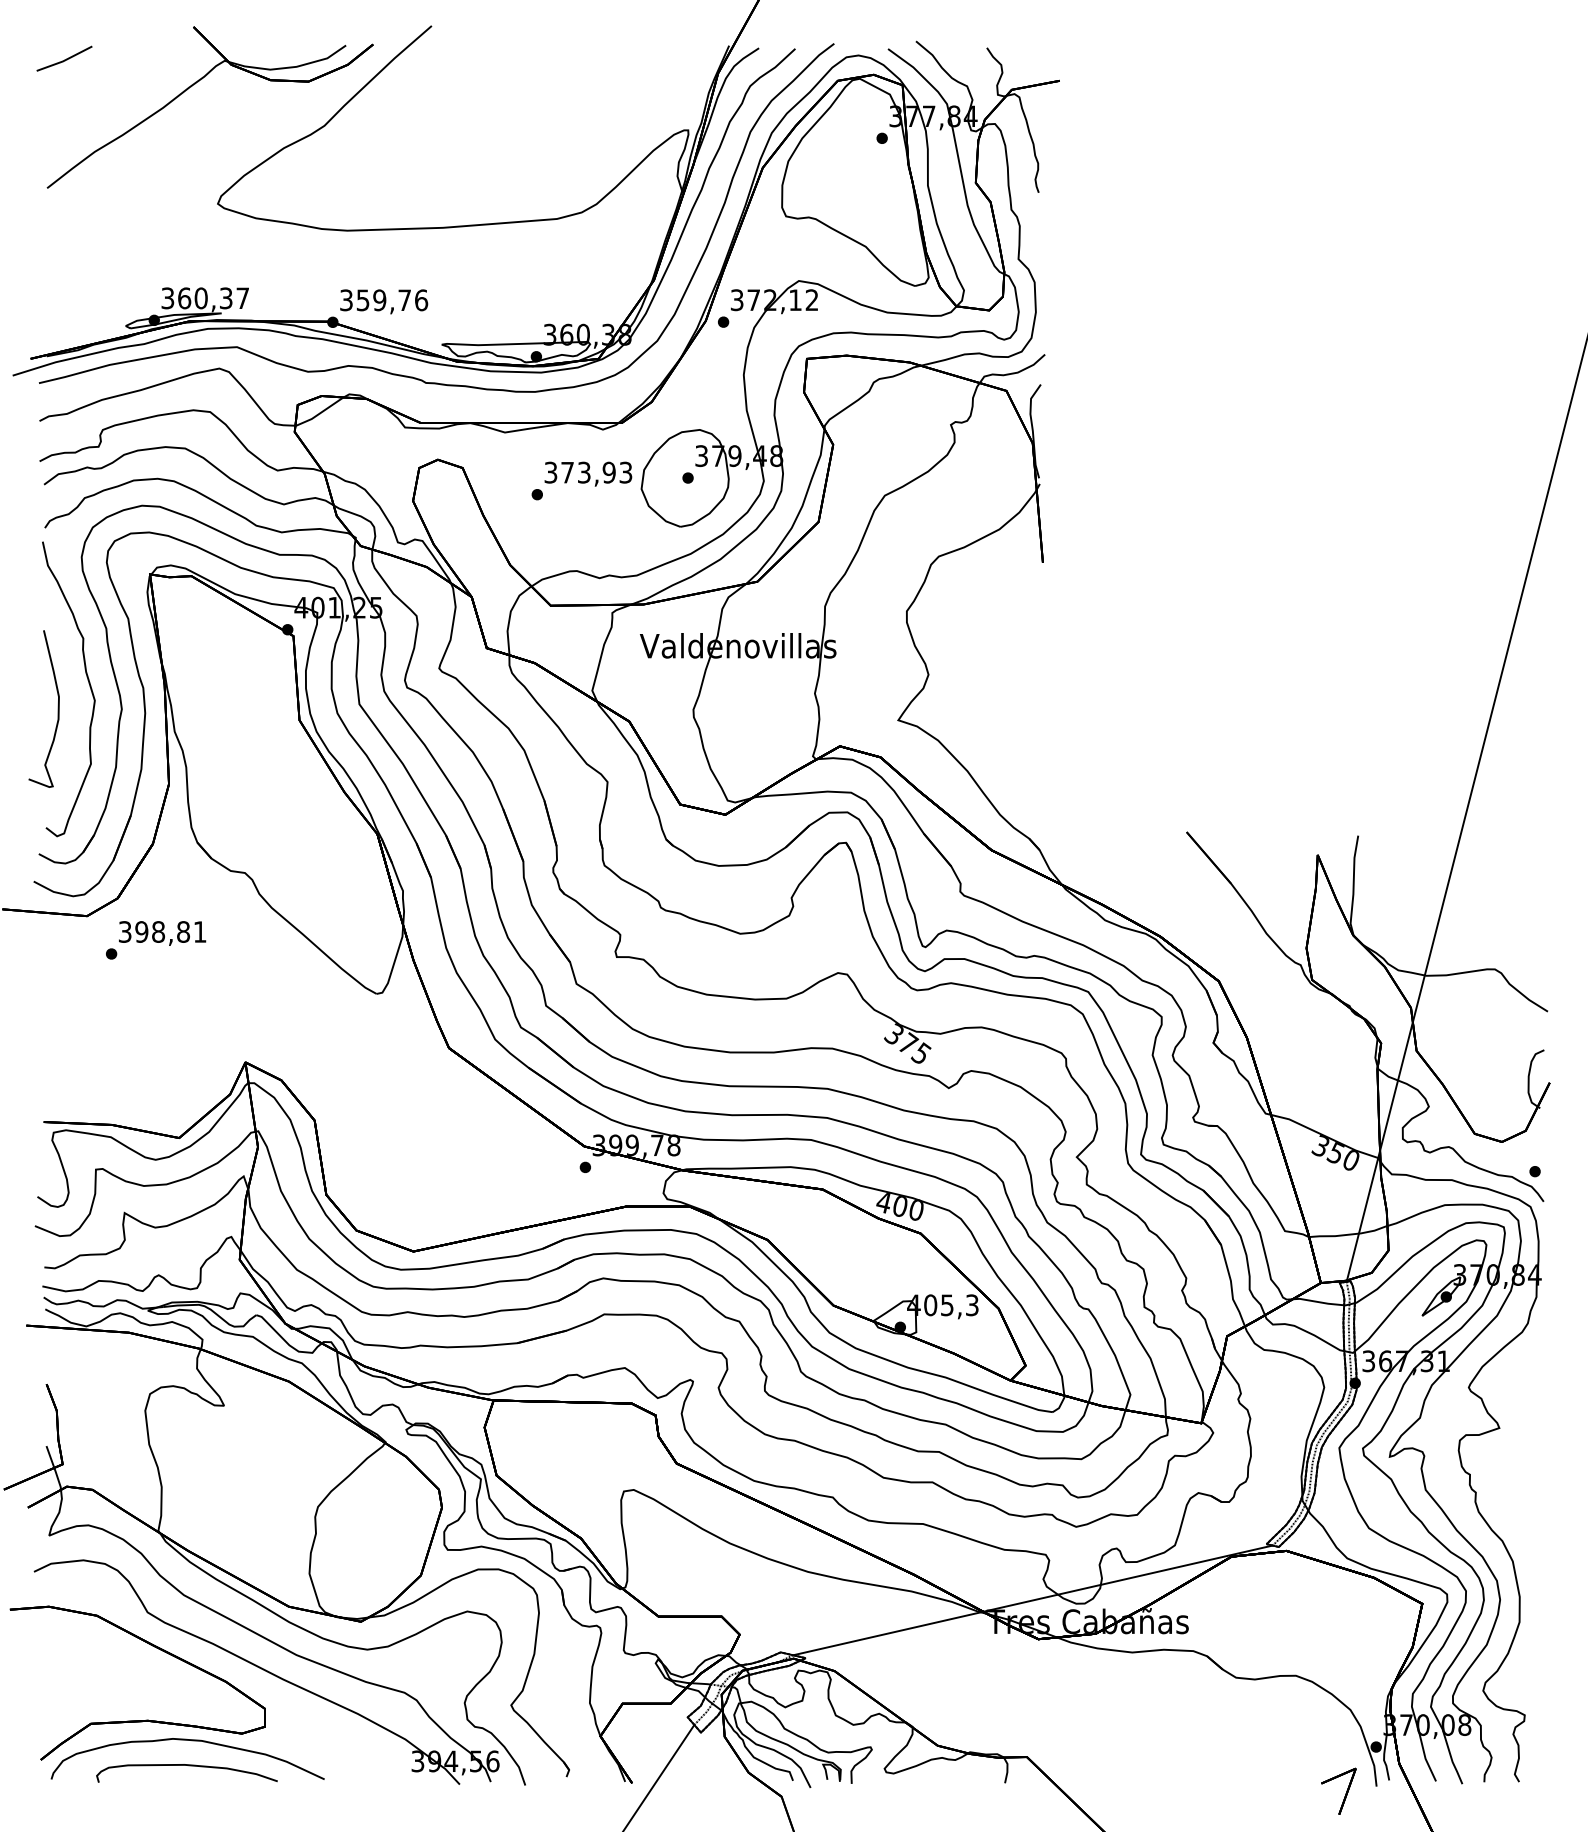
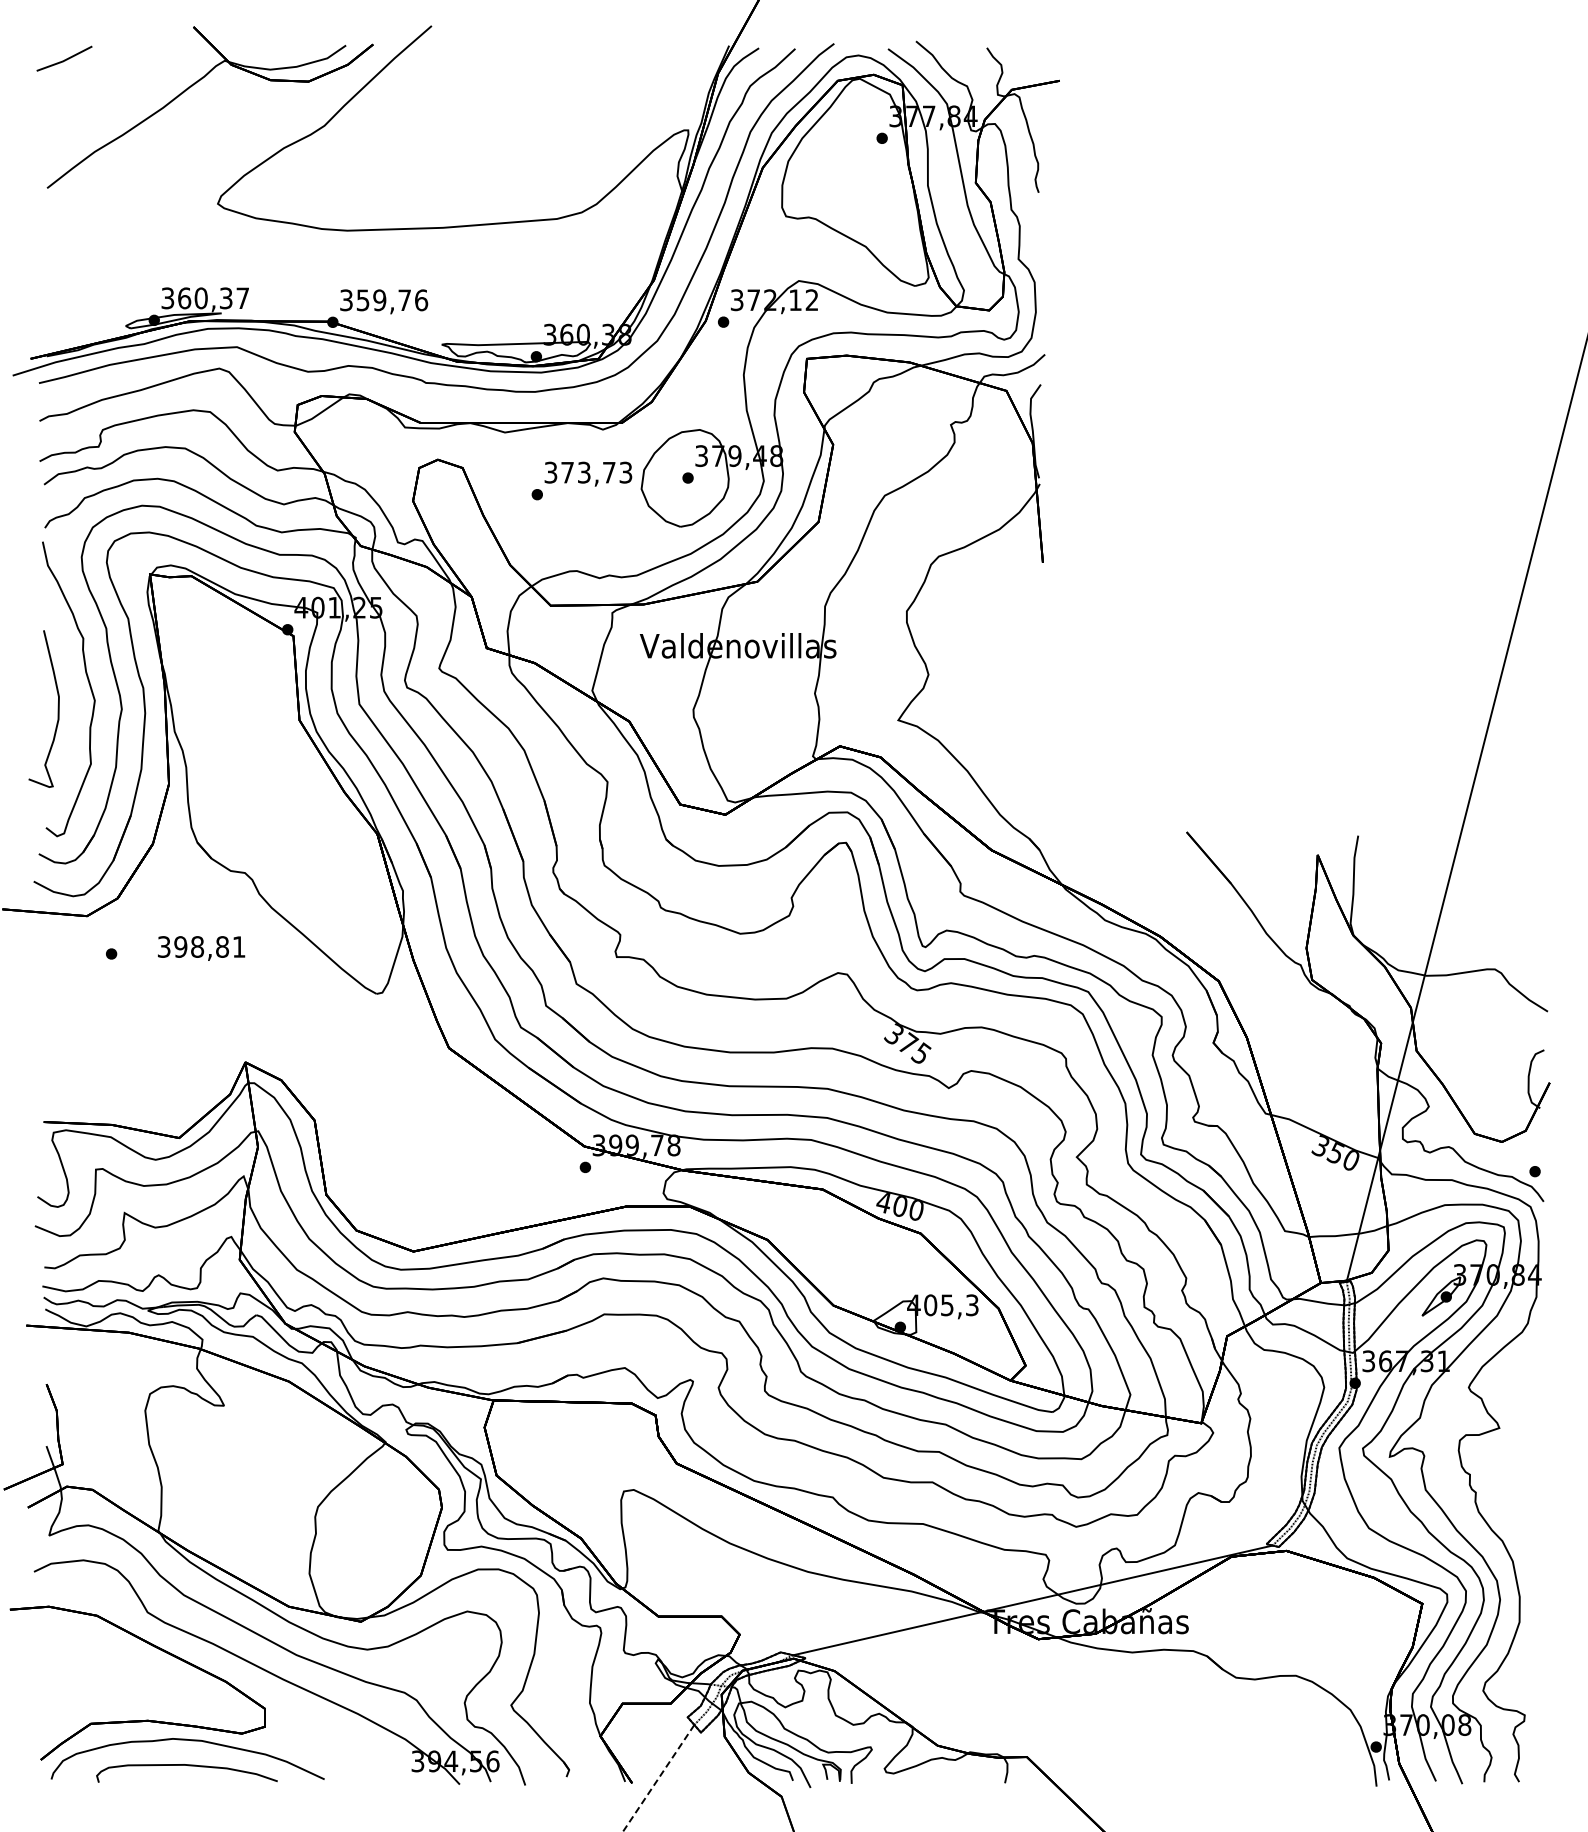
text: 373,93 -> 373,73 (608, 472)
text position: (162, 933) -> (201, 948) (201, 948)
line: solid -> dashed (658, 1778)
part: present -> none (1345, 1793)
